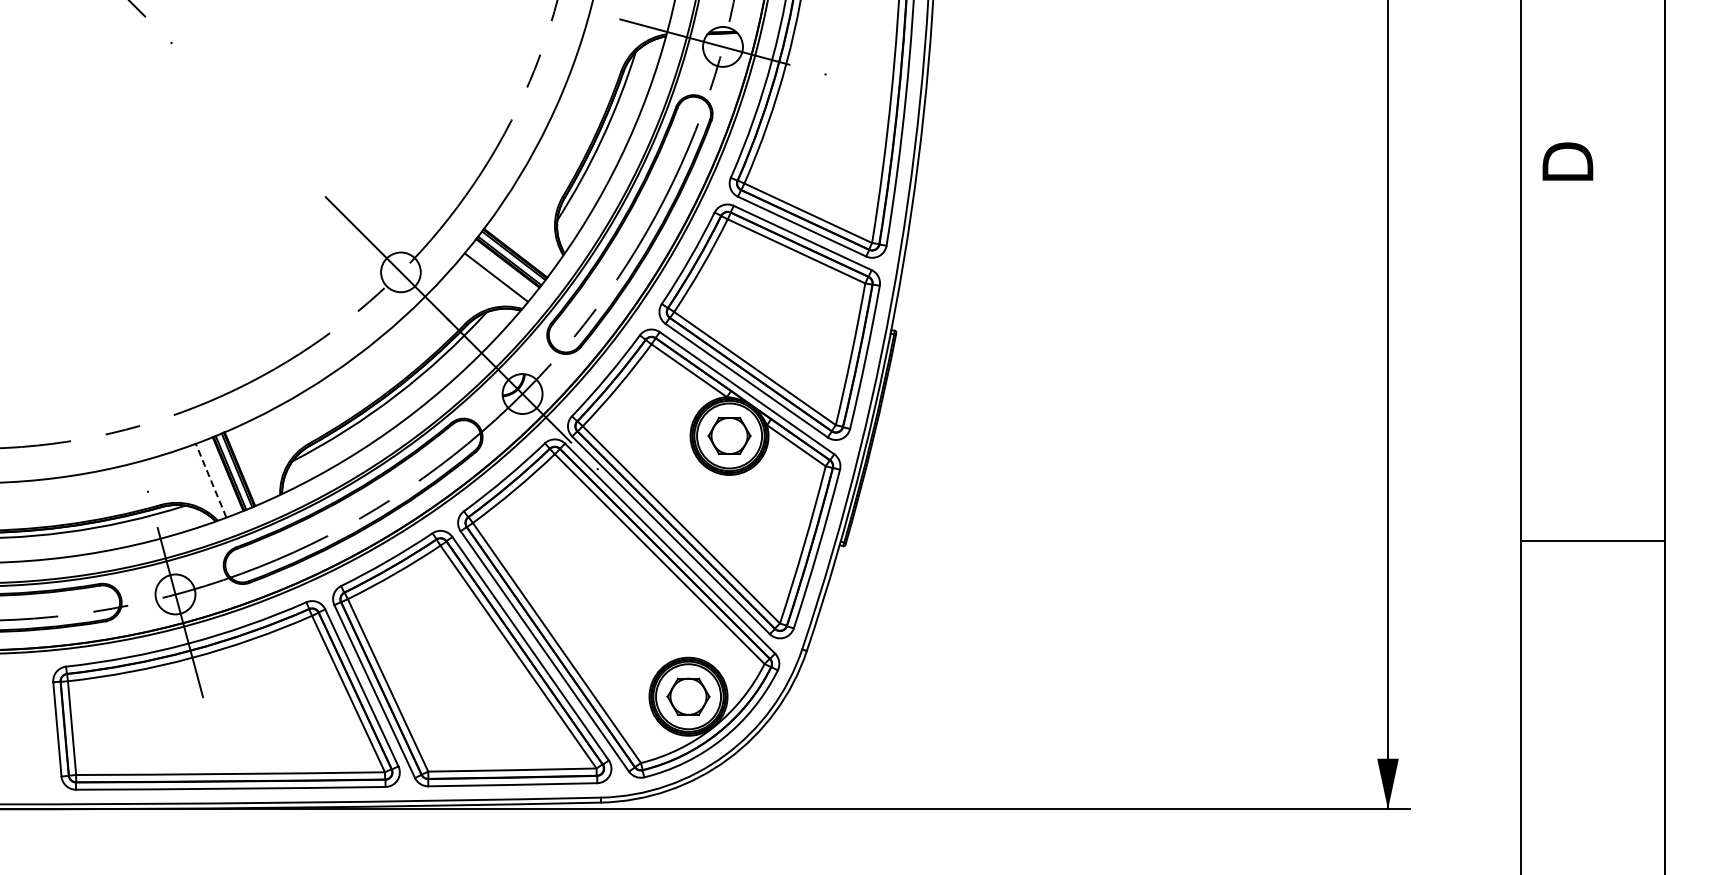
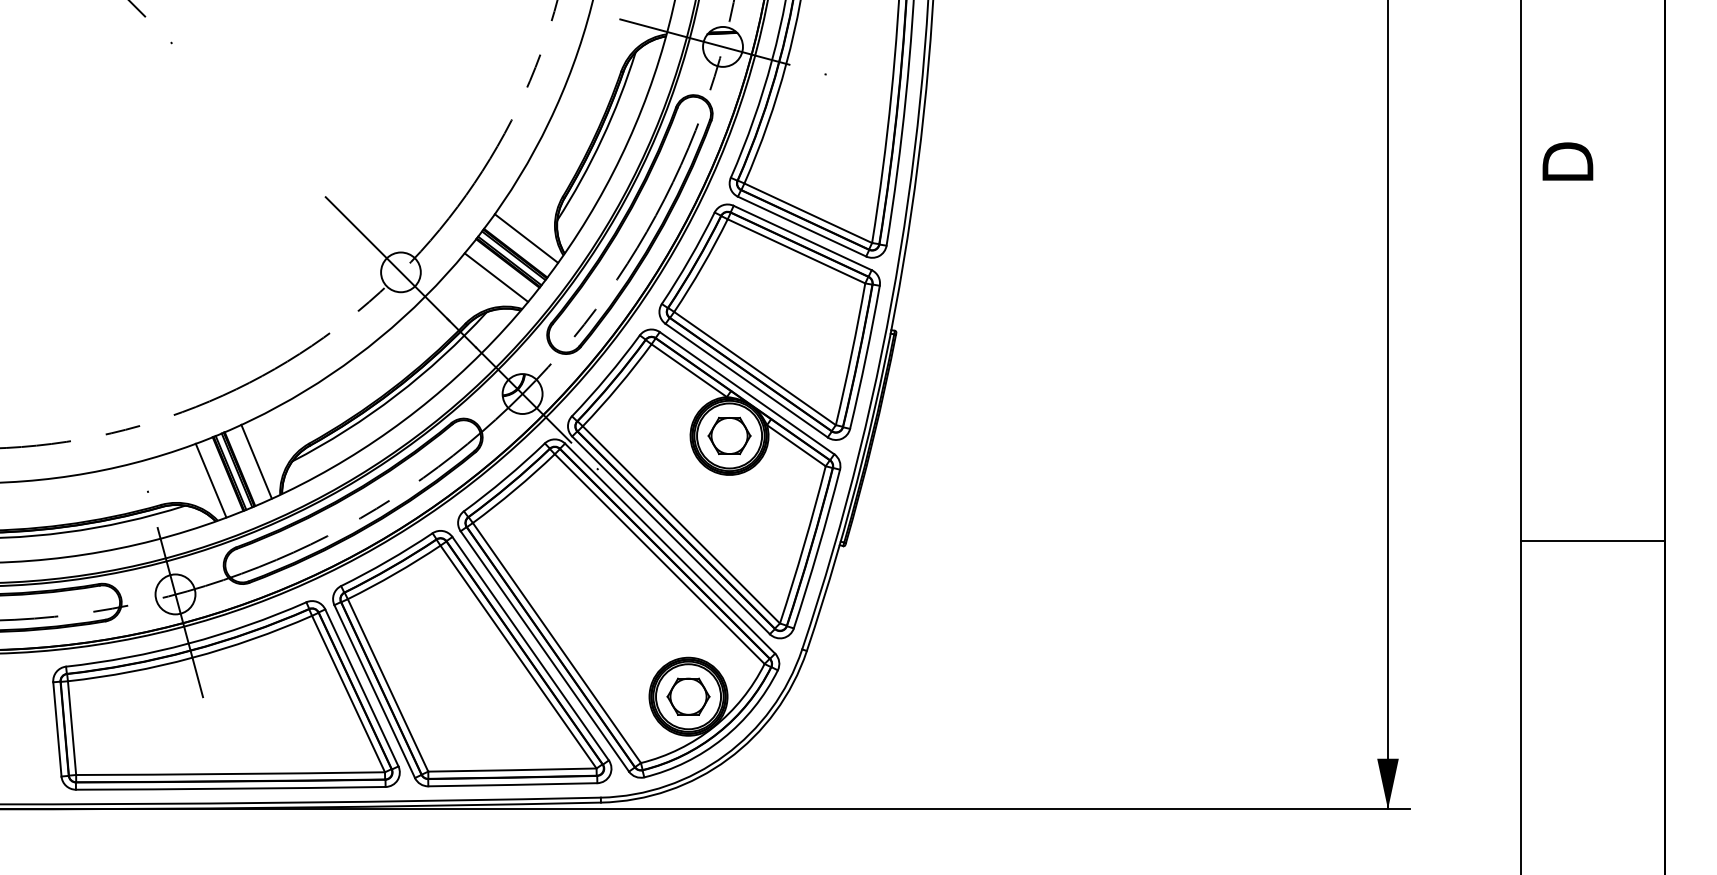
line: none -> present (526, 238)
line: none -> present (256, 461)
line: dashed -> solid (211, 480)
